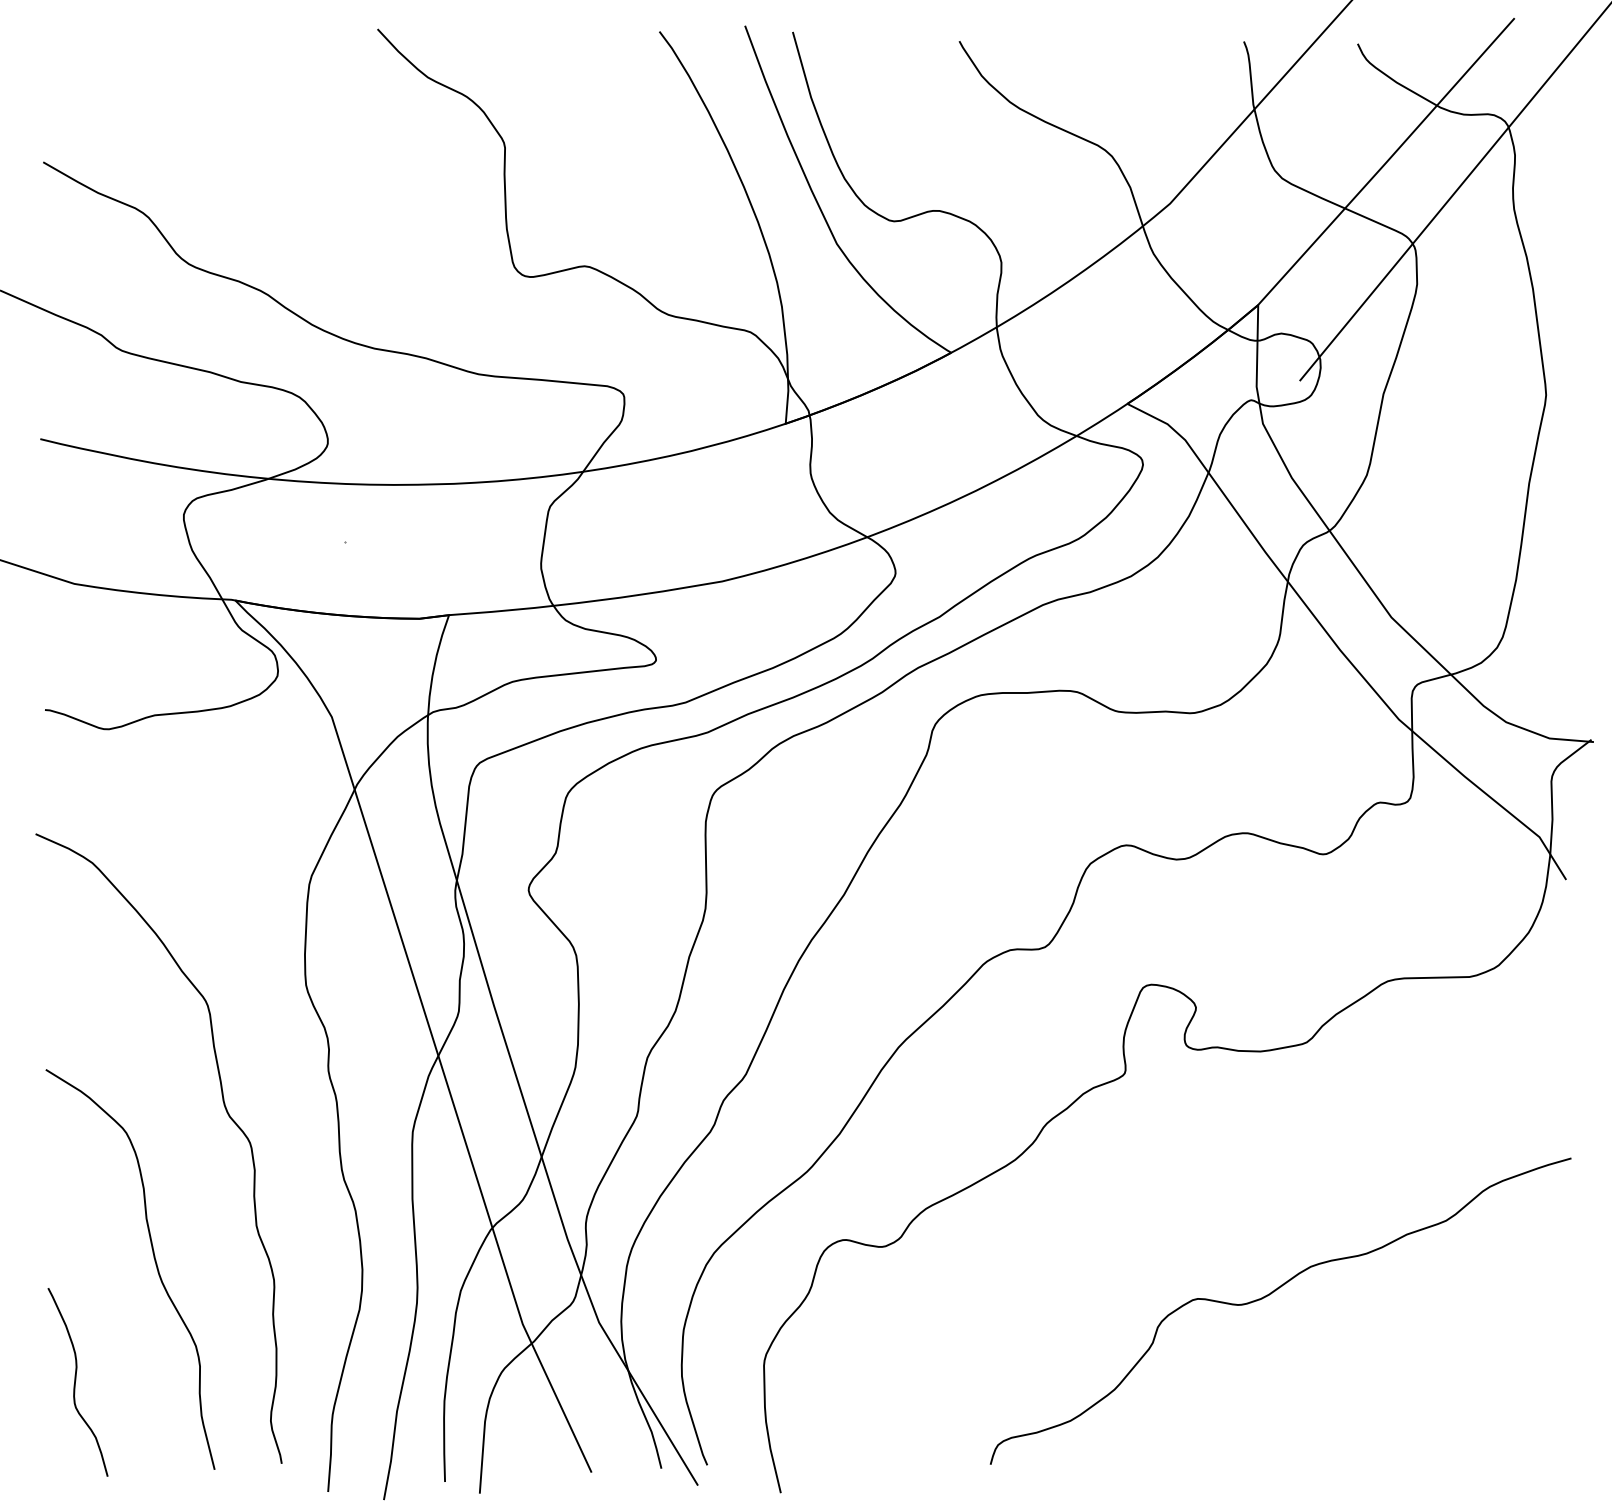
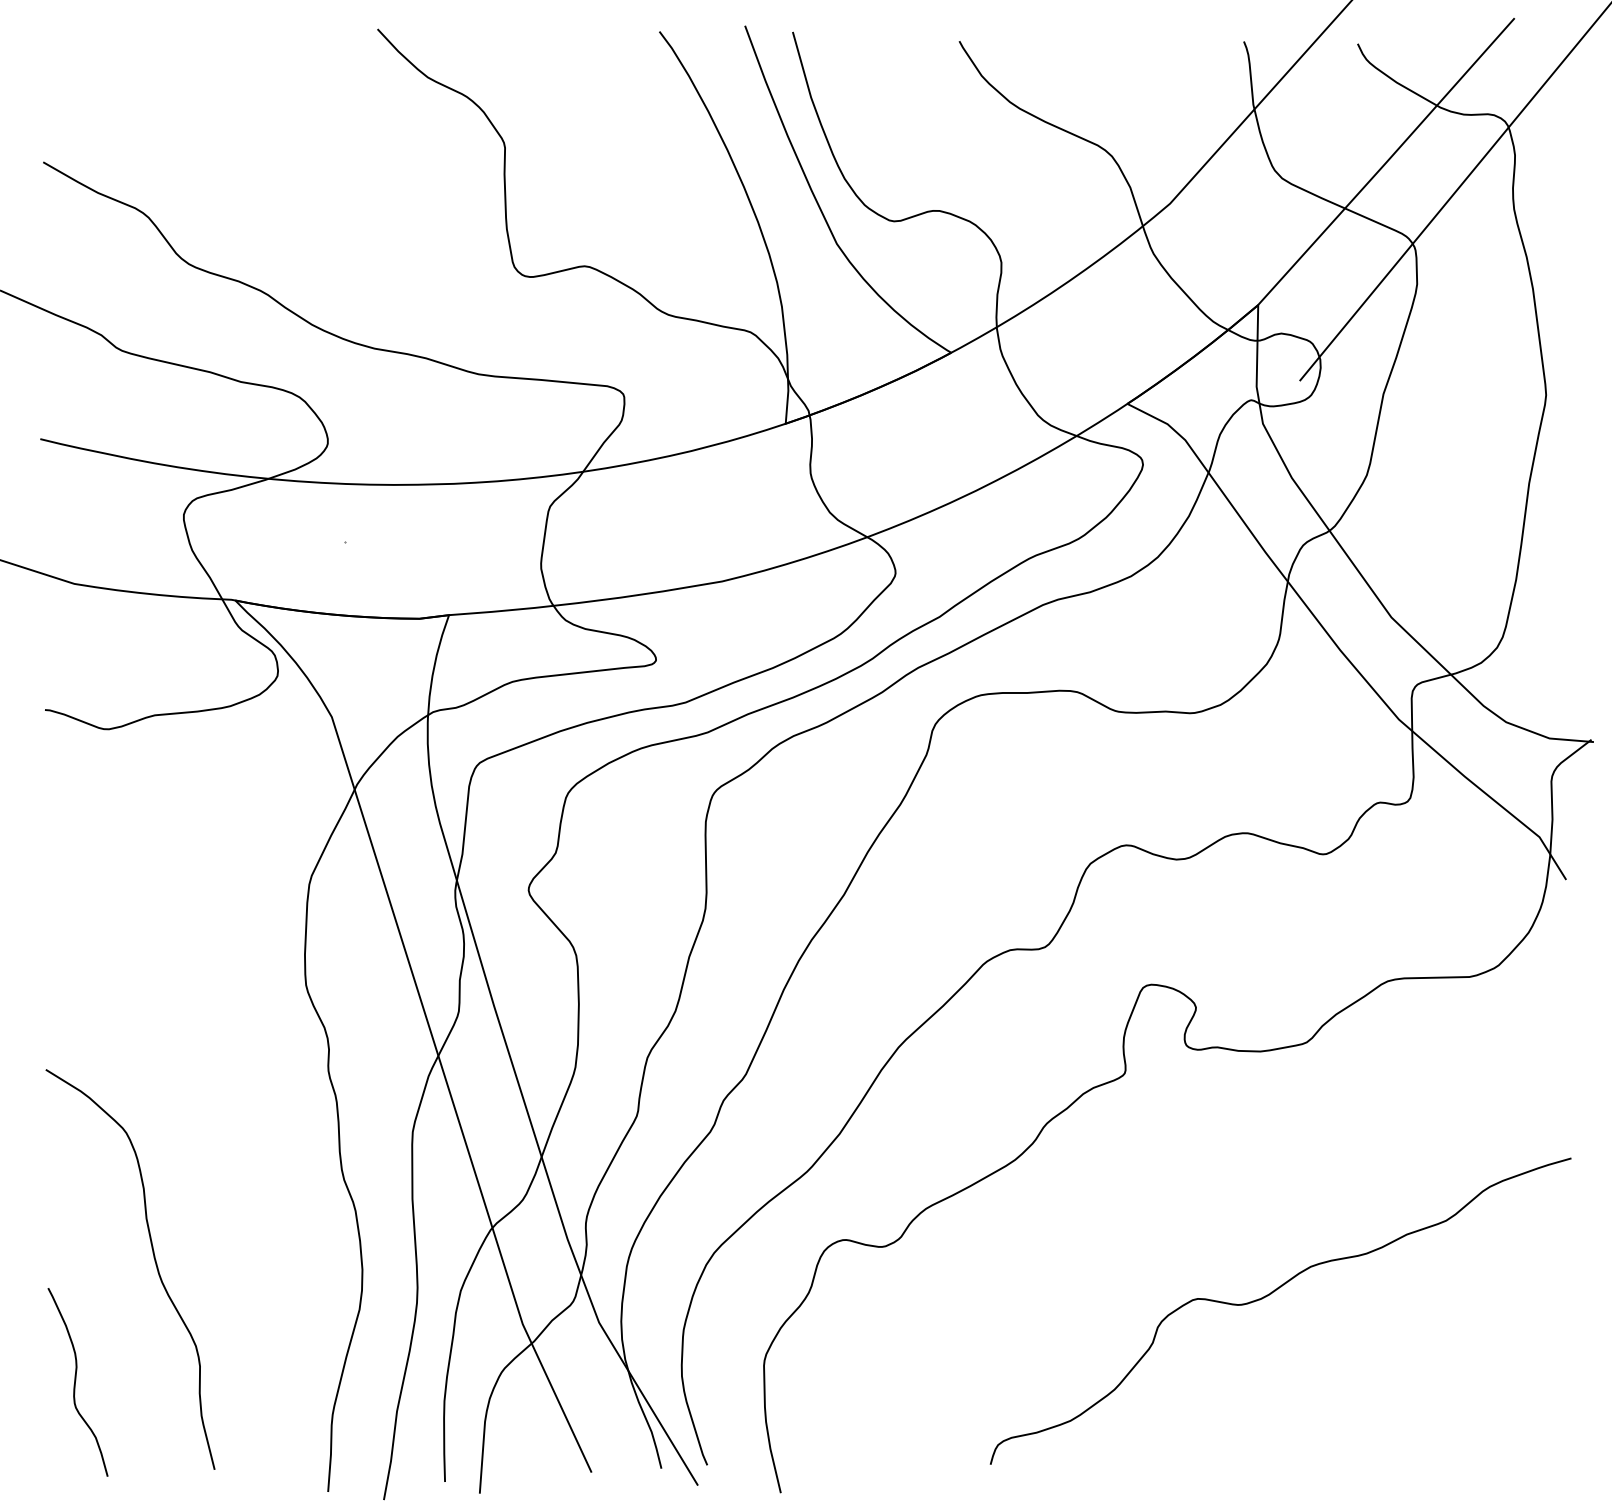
curve: present -> none (227, 1114)
